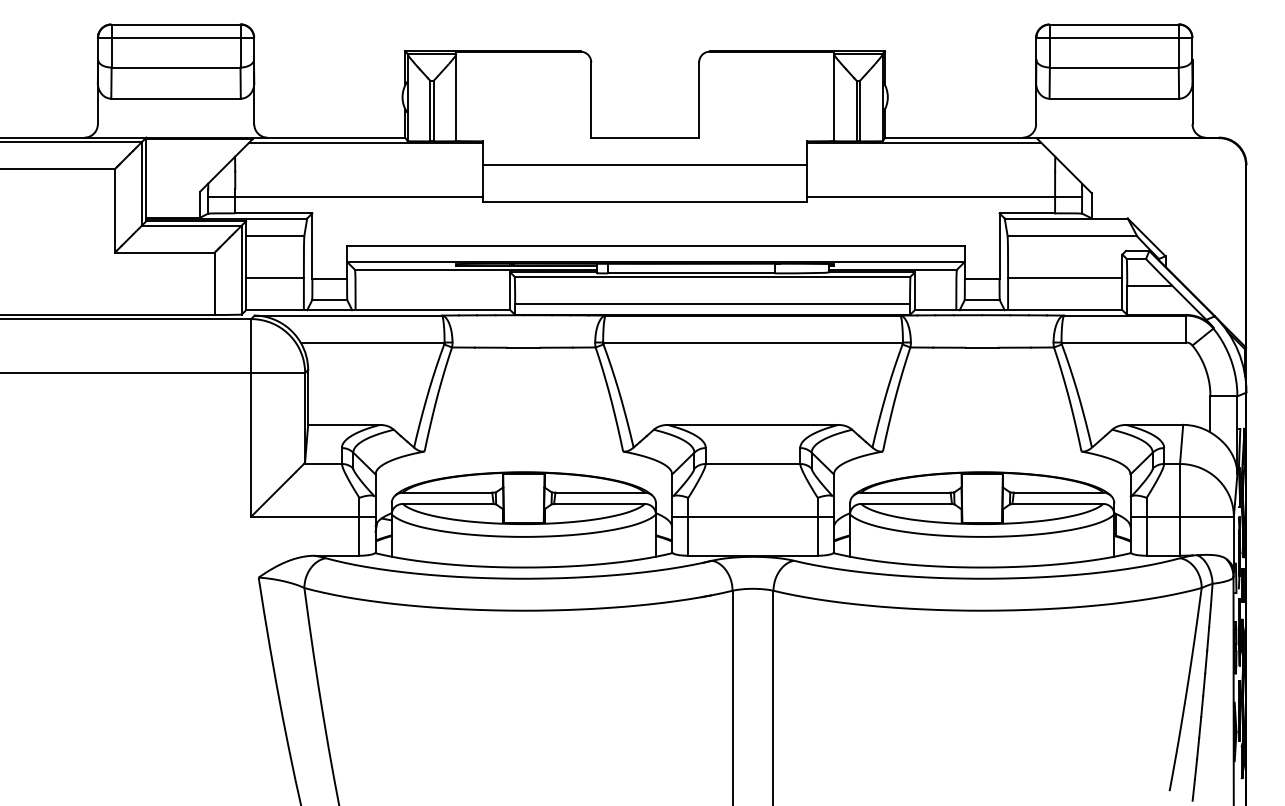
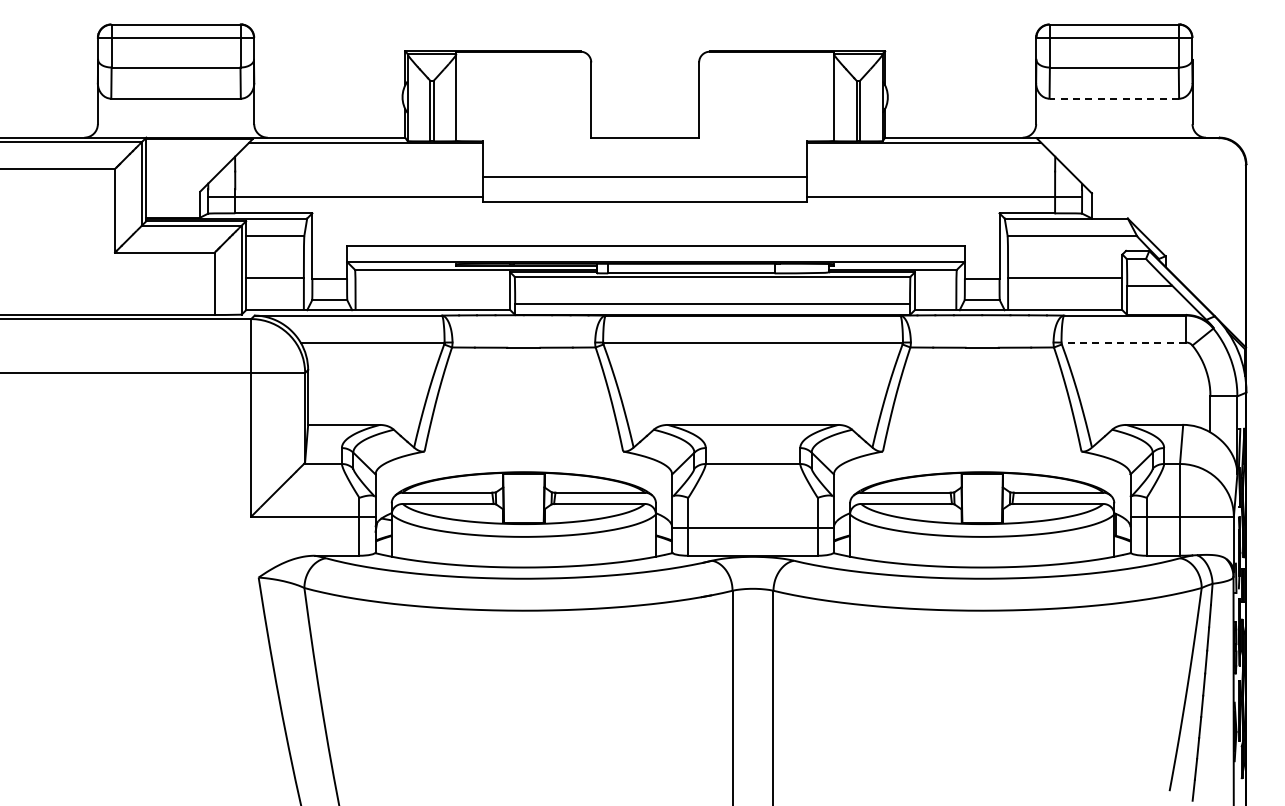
line: solid -> dashed (1114, 98)
line position: (644, 164) -> (644, 176) (644, 176)
line: solid -> dashed (1123, 342)
line position: (752, 516) -> (752, 527) (752, 527)
